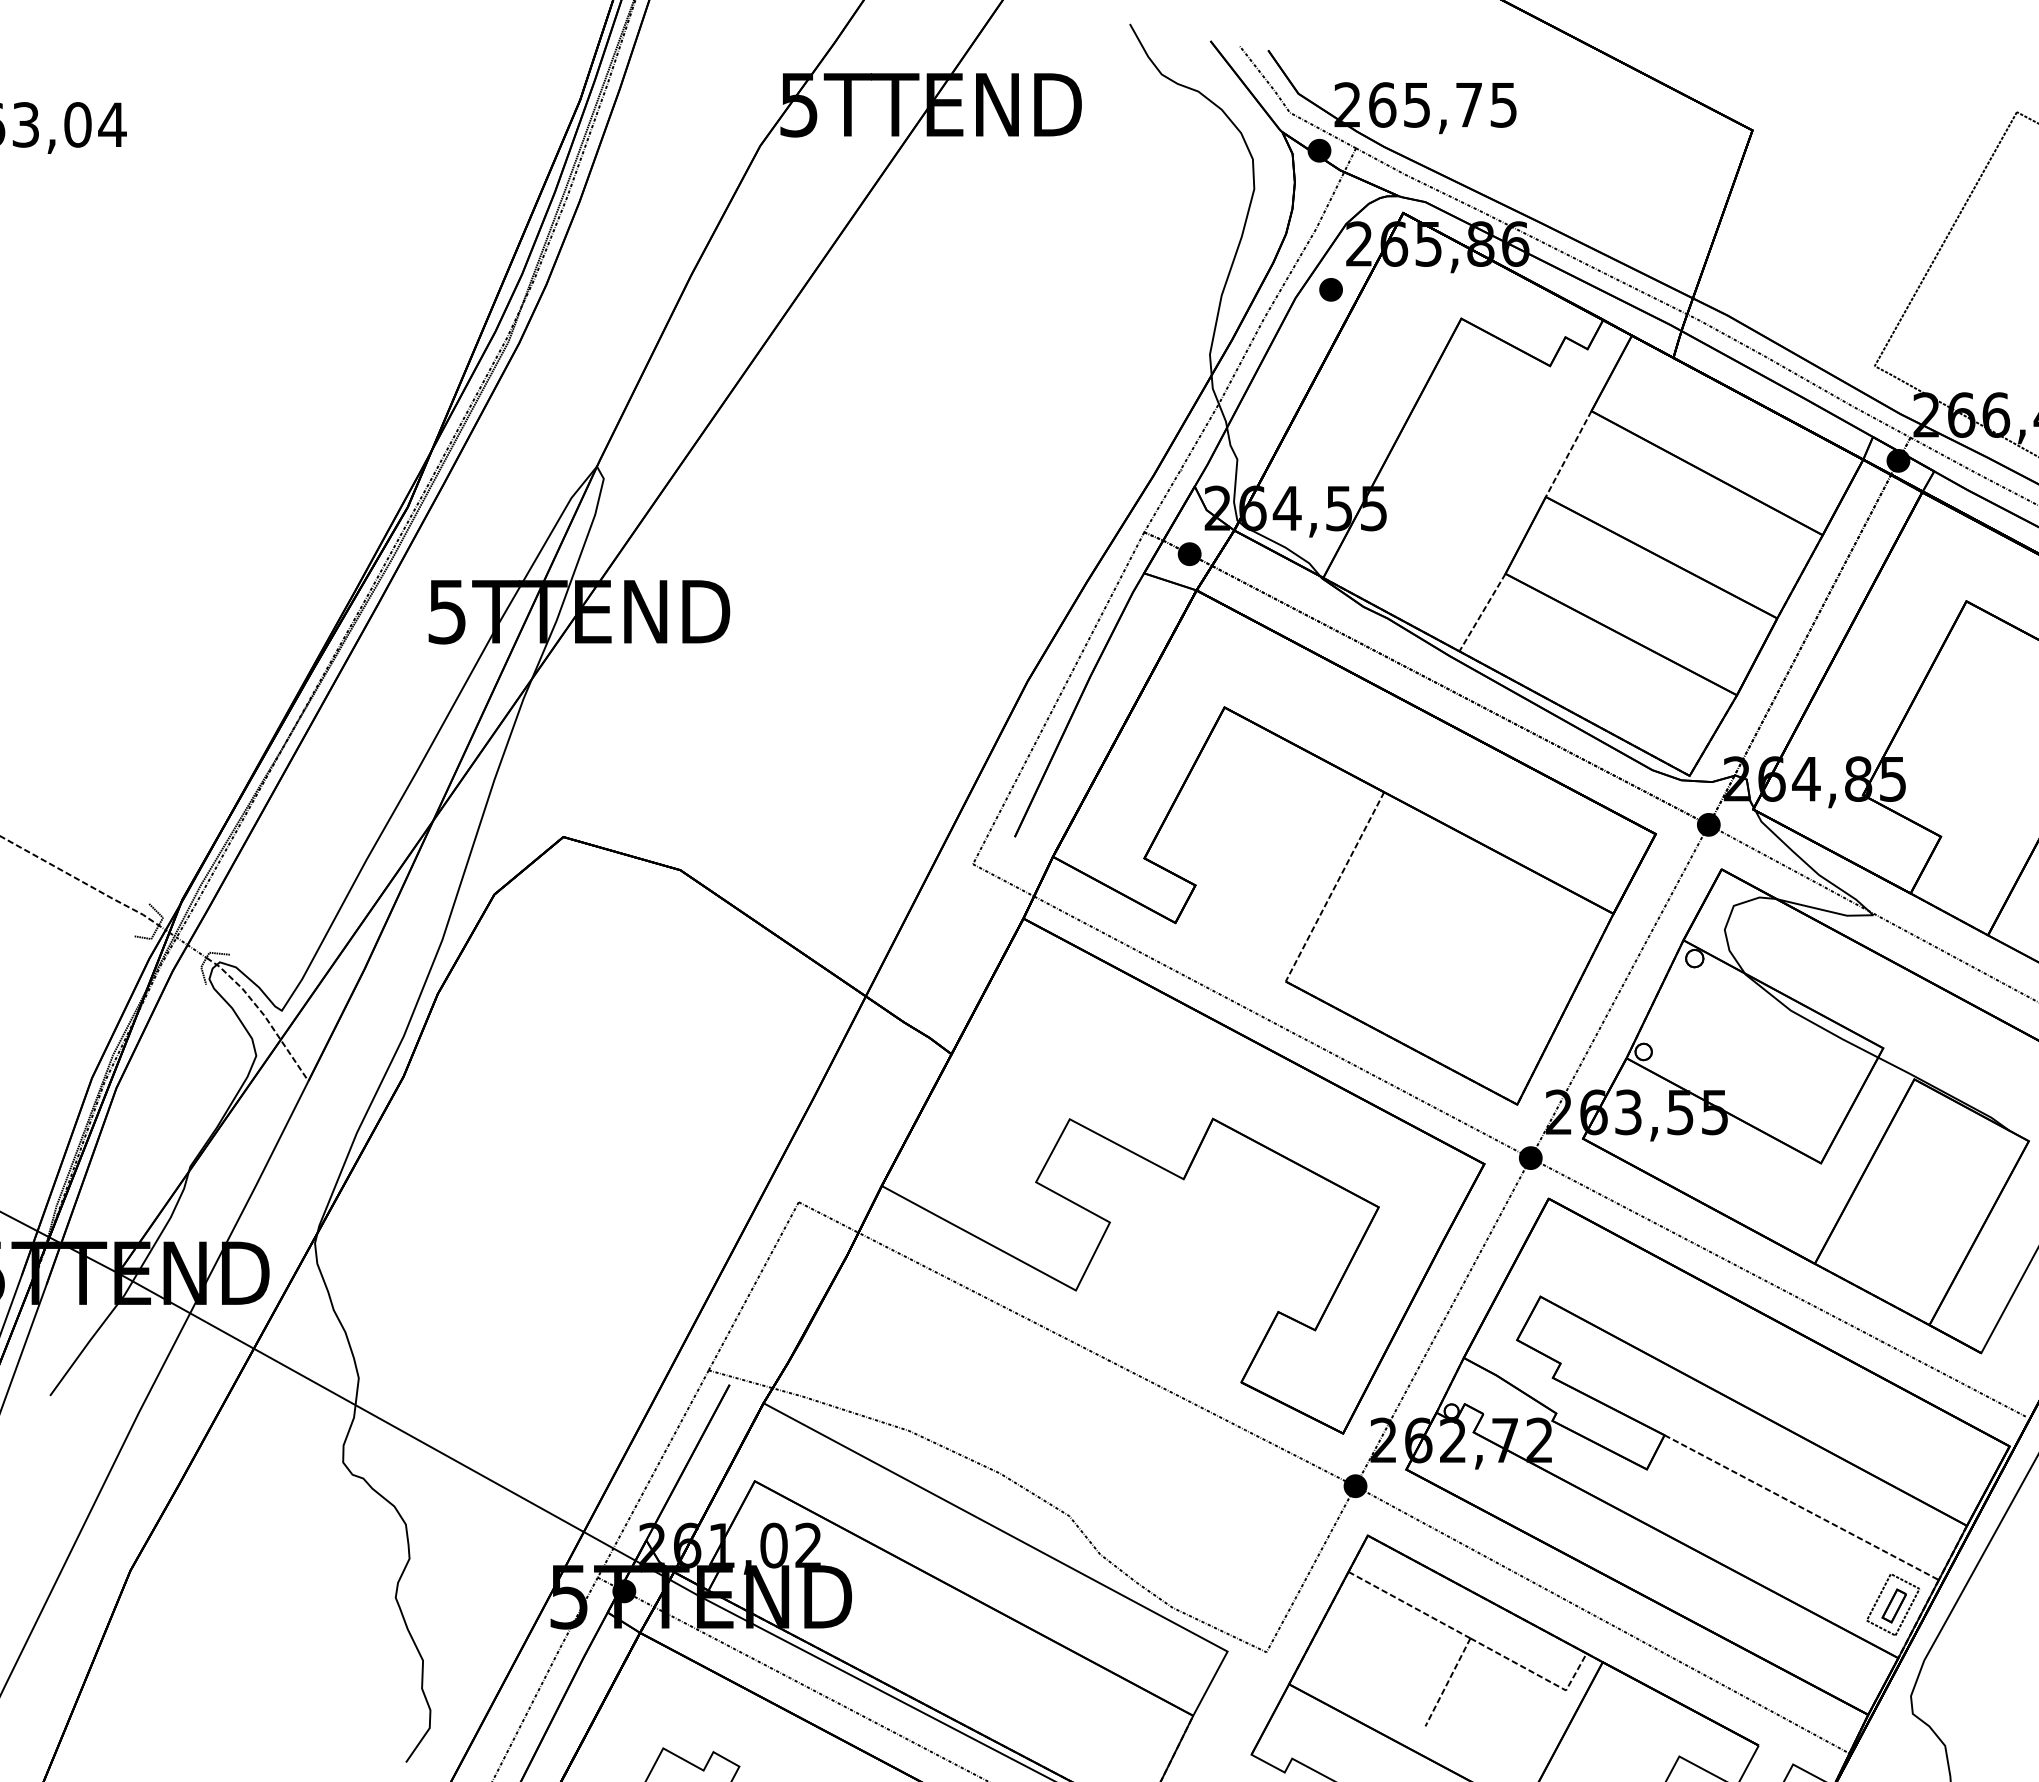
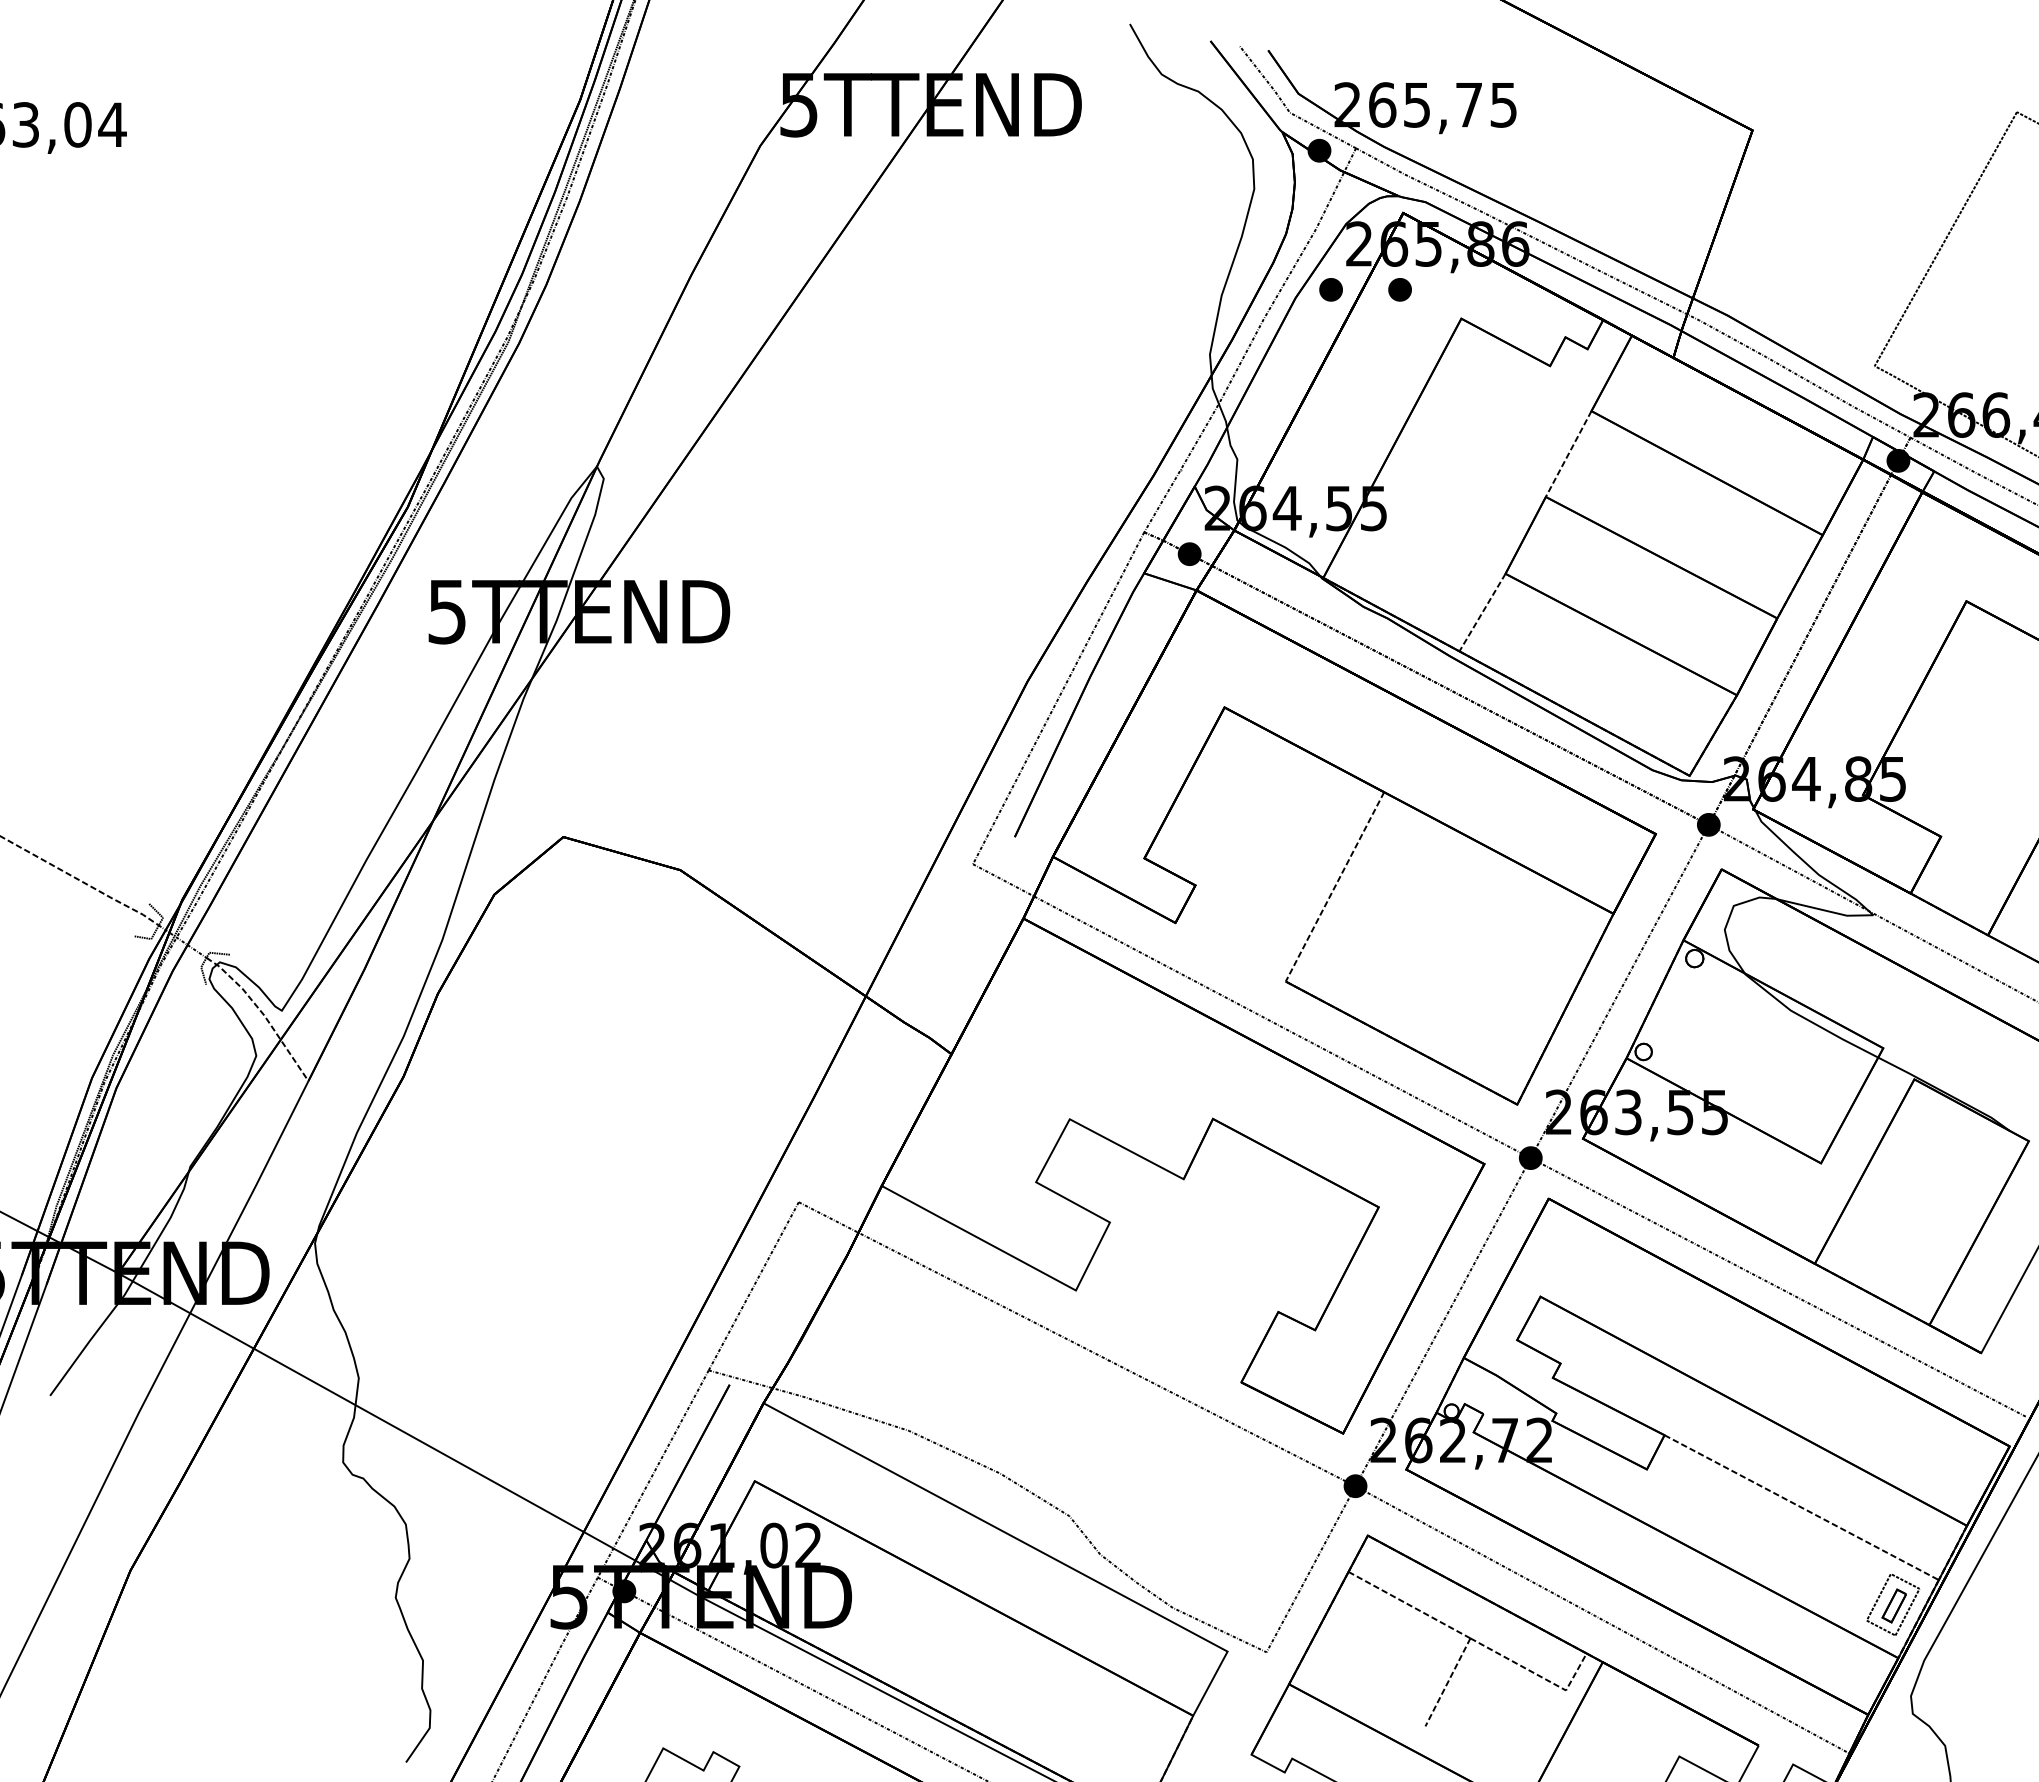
part: none -> present (1399, 289)
